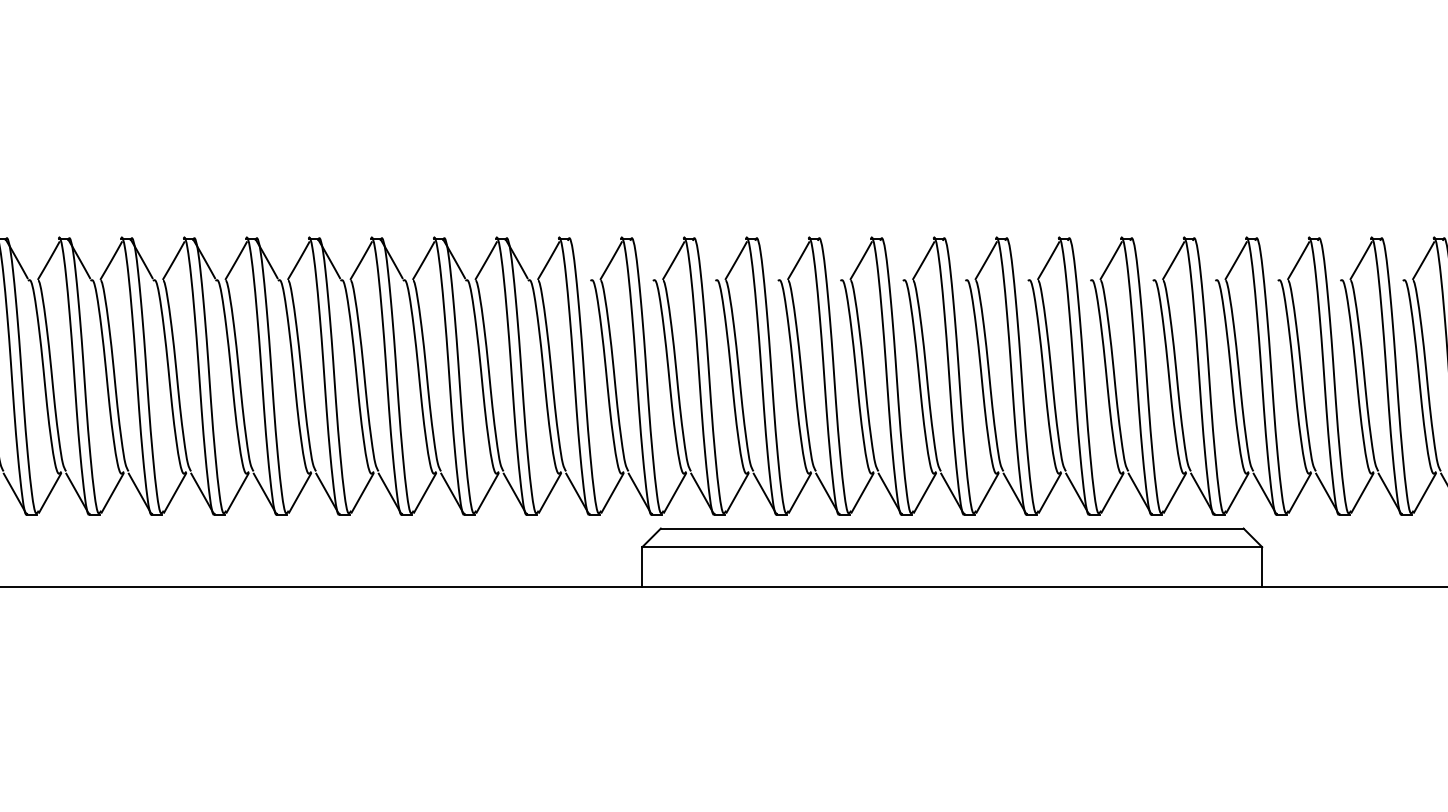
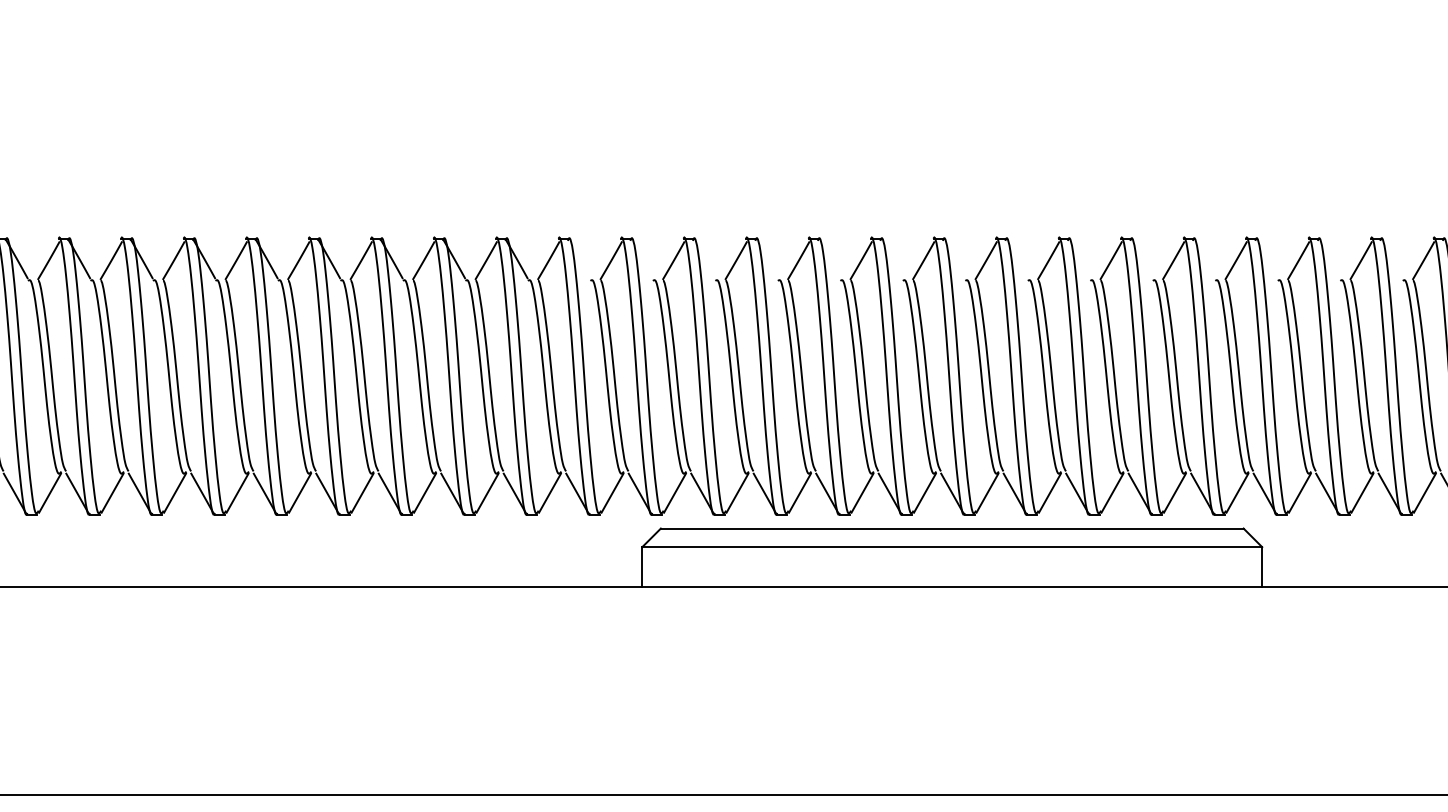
line: none -> present (723, 794)
